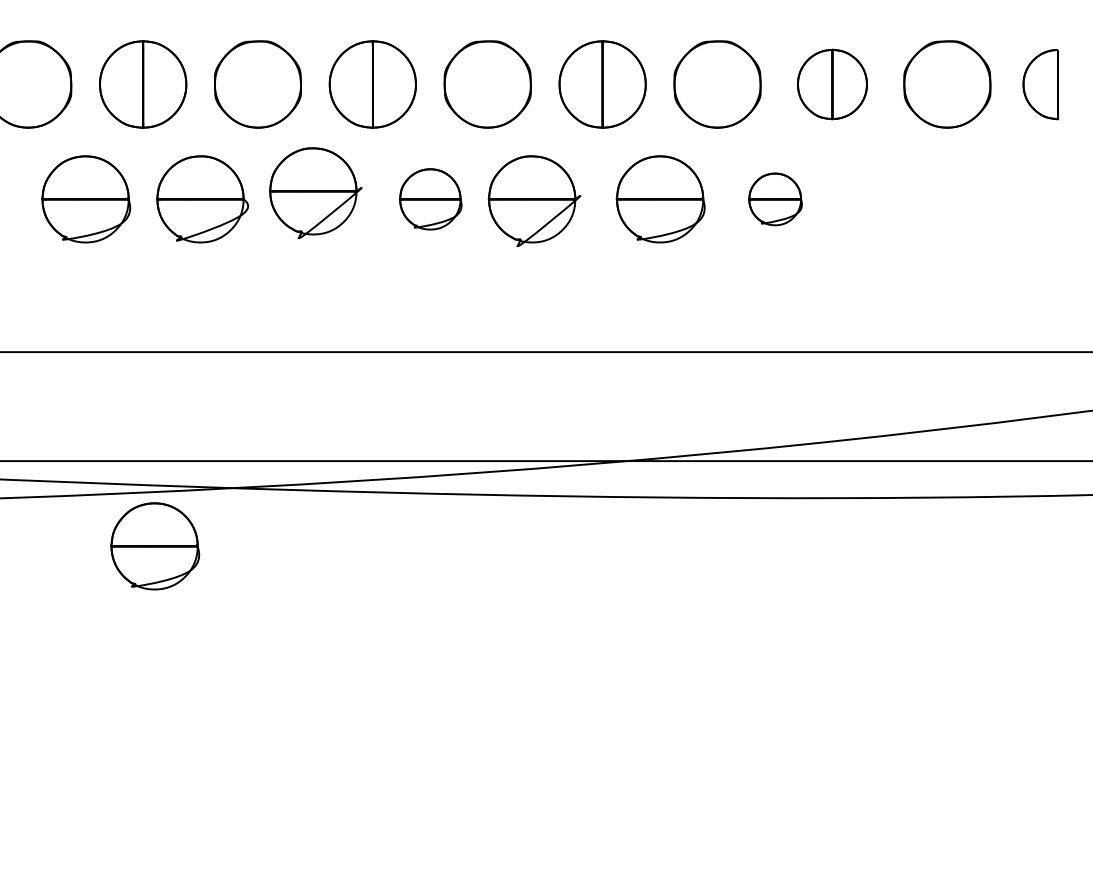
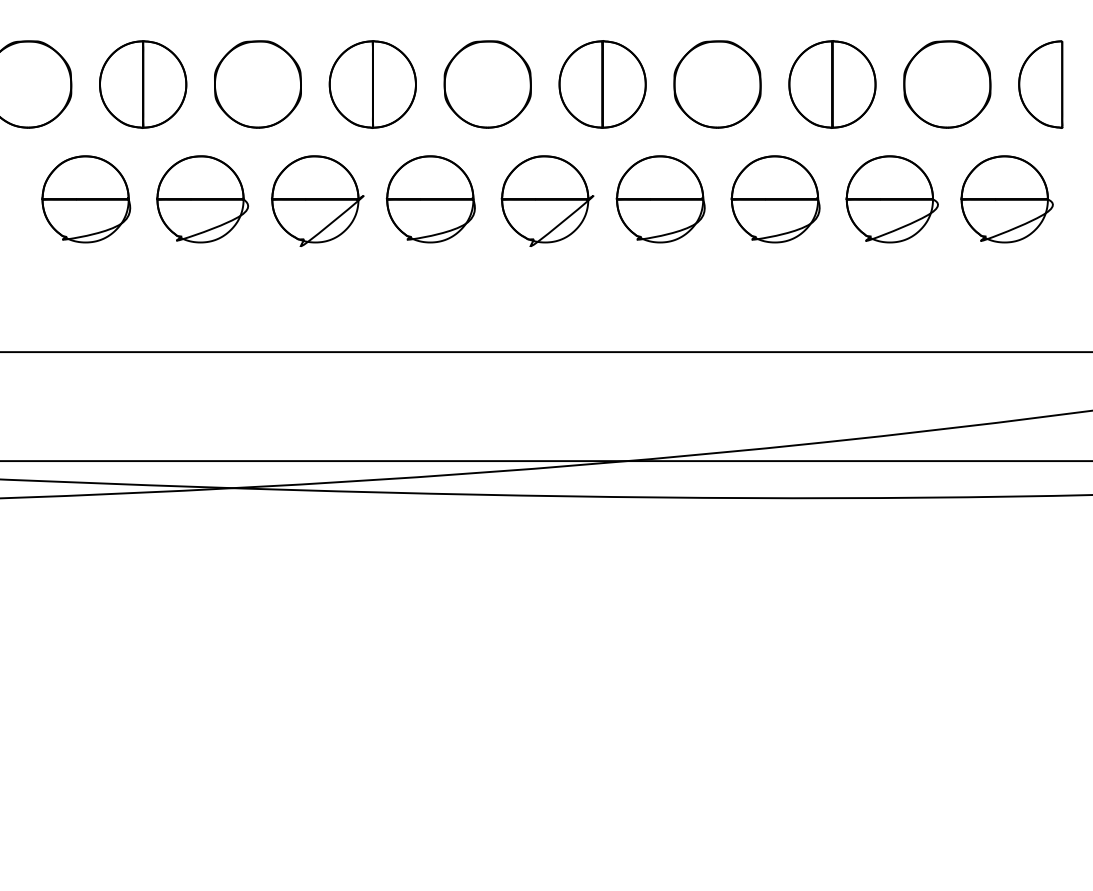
part size: 71x73 px -> 89x89 px (832, 84)
part size: 38x72 px -> 46x89 px (1040, 84)
part position: (315, 192) -> (317, 200) (317, 200)
part size: 64x63 px -> 91x89 px (430, 199)
part size: 55x55 px -> 91x89 px (775, 199)
part: none -> present (891, 199)
part: none -> present (1006, 199)
part position: (534, 200) -> (547, 200) (547, 200)
part: present -> none (155, 546)
